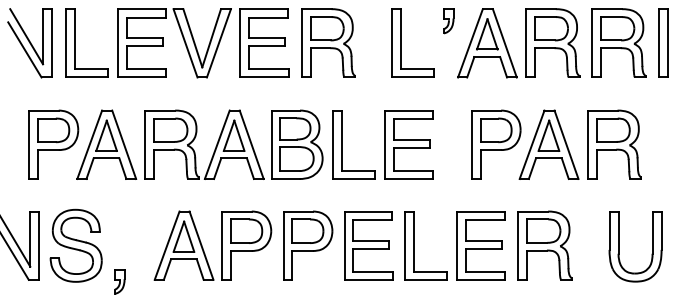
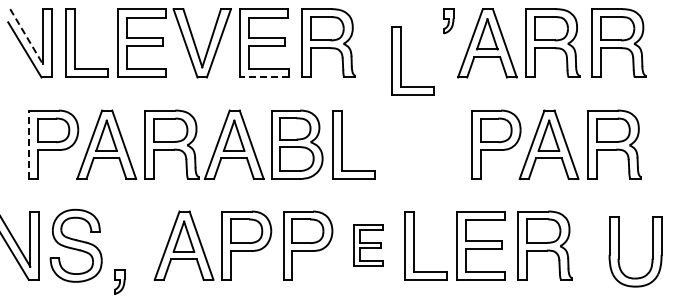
line: solid -> dashed (26, 37)
part position: (401, 42) -> (401, 60) (401, 60)
part: present -> none (663, 42)
line: solid -> dashed (263, 77)
line: solid -> dashed (29, 144)
part: present -> none (408, 144)
part size: 50x70 px -> 31x43 px (368, 245)
part position: (619, 246) -> (619, 251) (619, 251)
